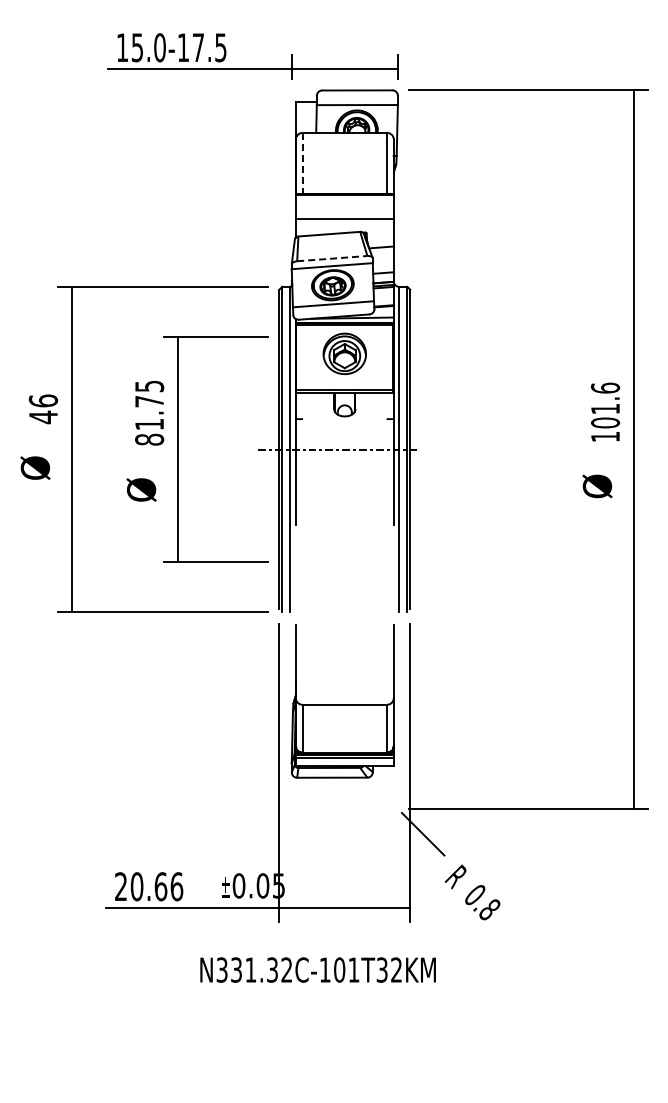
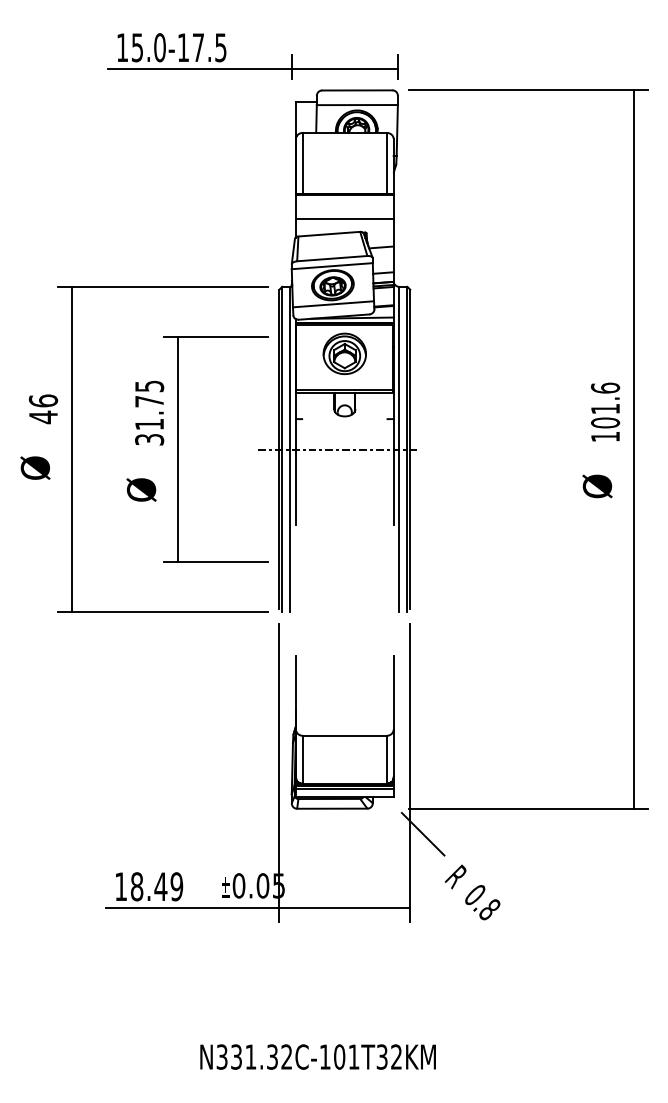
line: dashed -> solid (303, 163)
line: dashed -> solid (332, 258)
text: 81.75 -> 31.75 (149, 439)
part position: (342, 701) -> (342, 732) (342, 732)
text: 20.66 -> 18.49 (149, 886)
text position: (317, 969) -> (317, 1056) (317, 1056)
